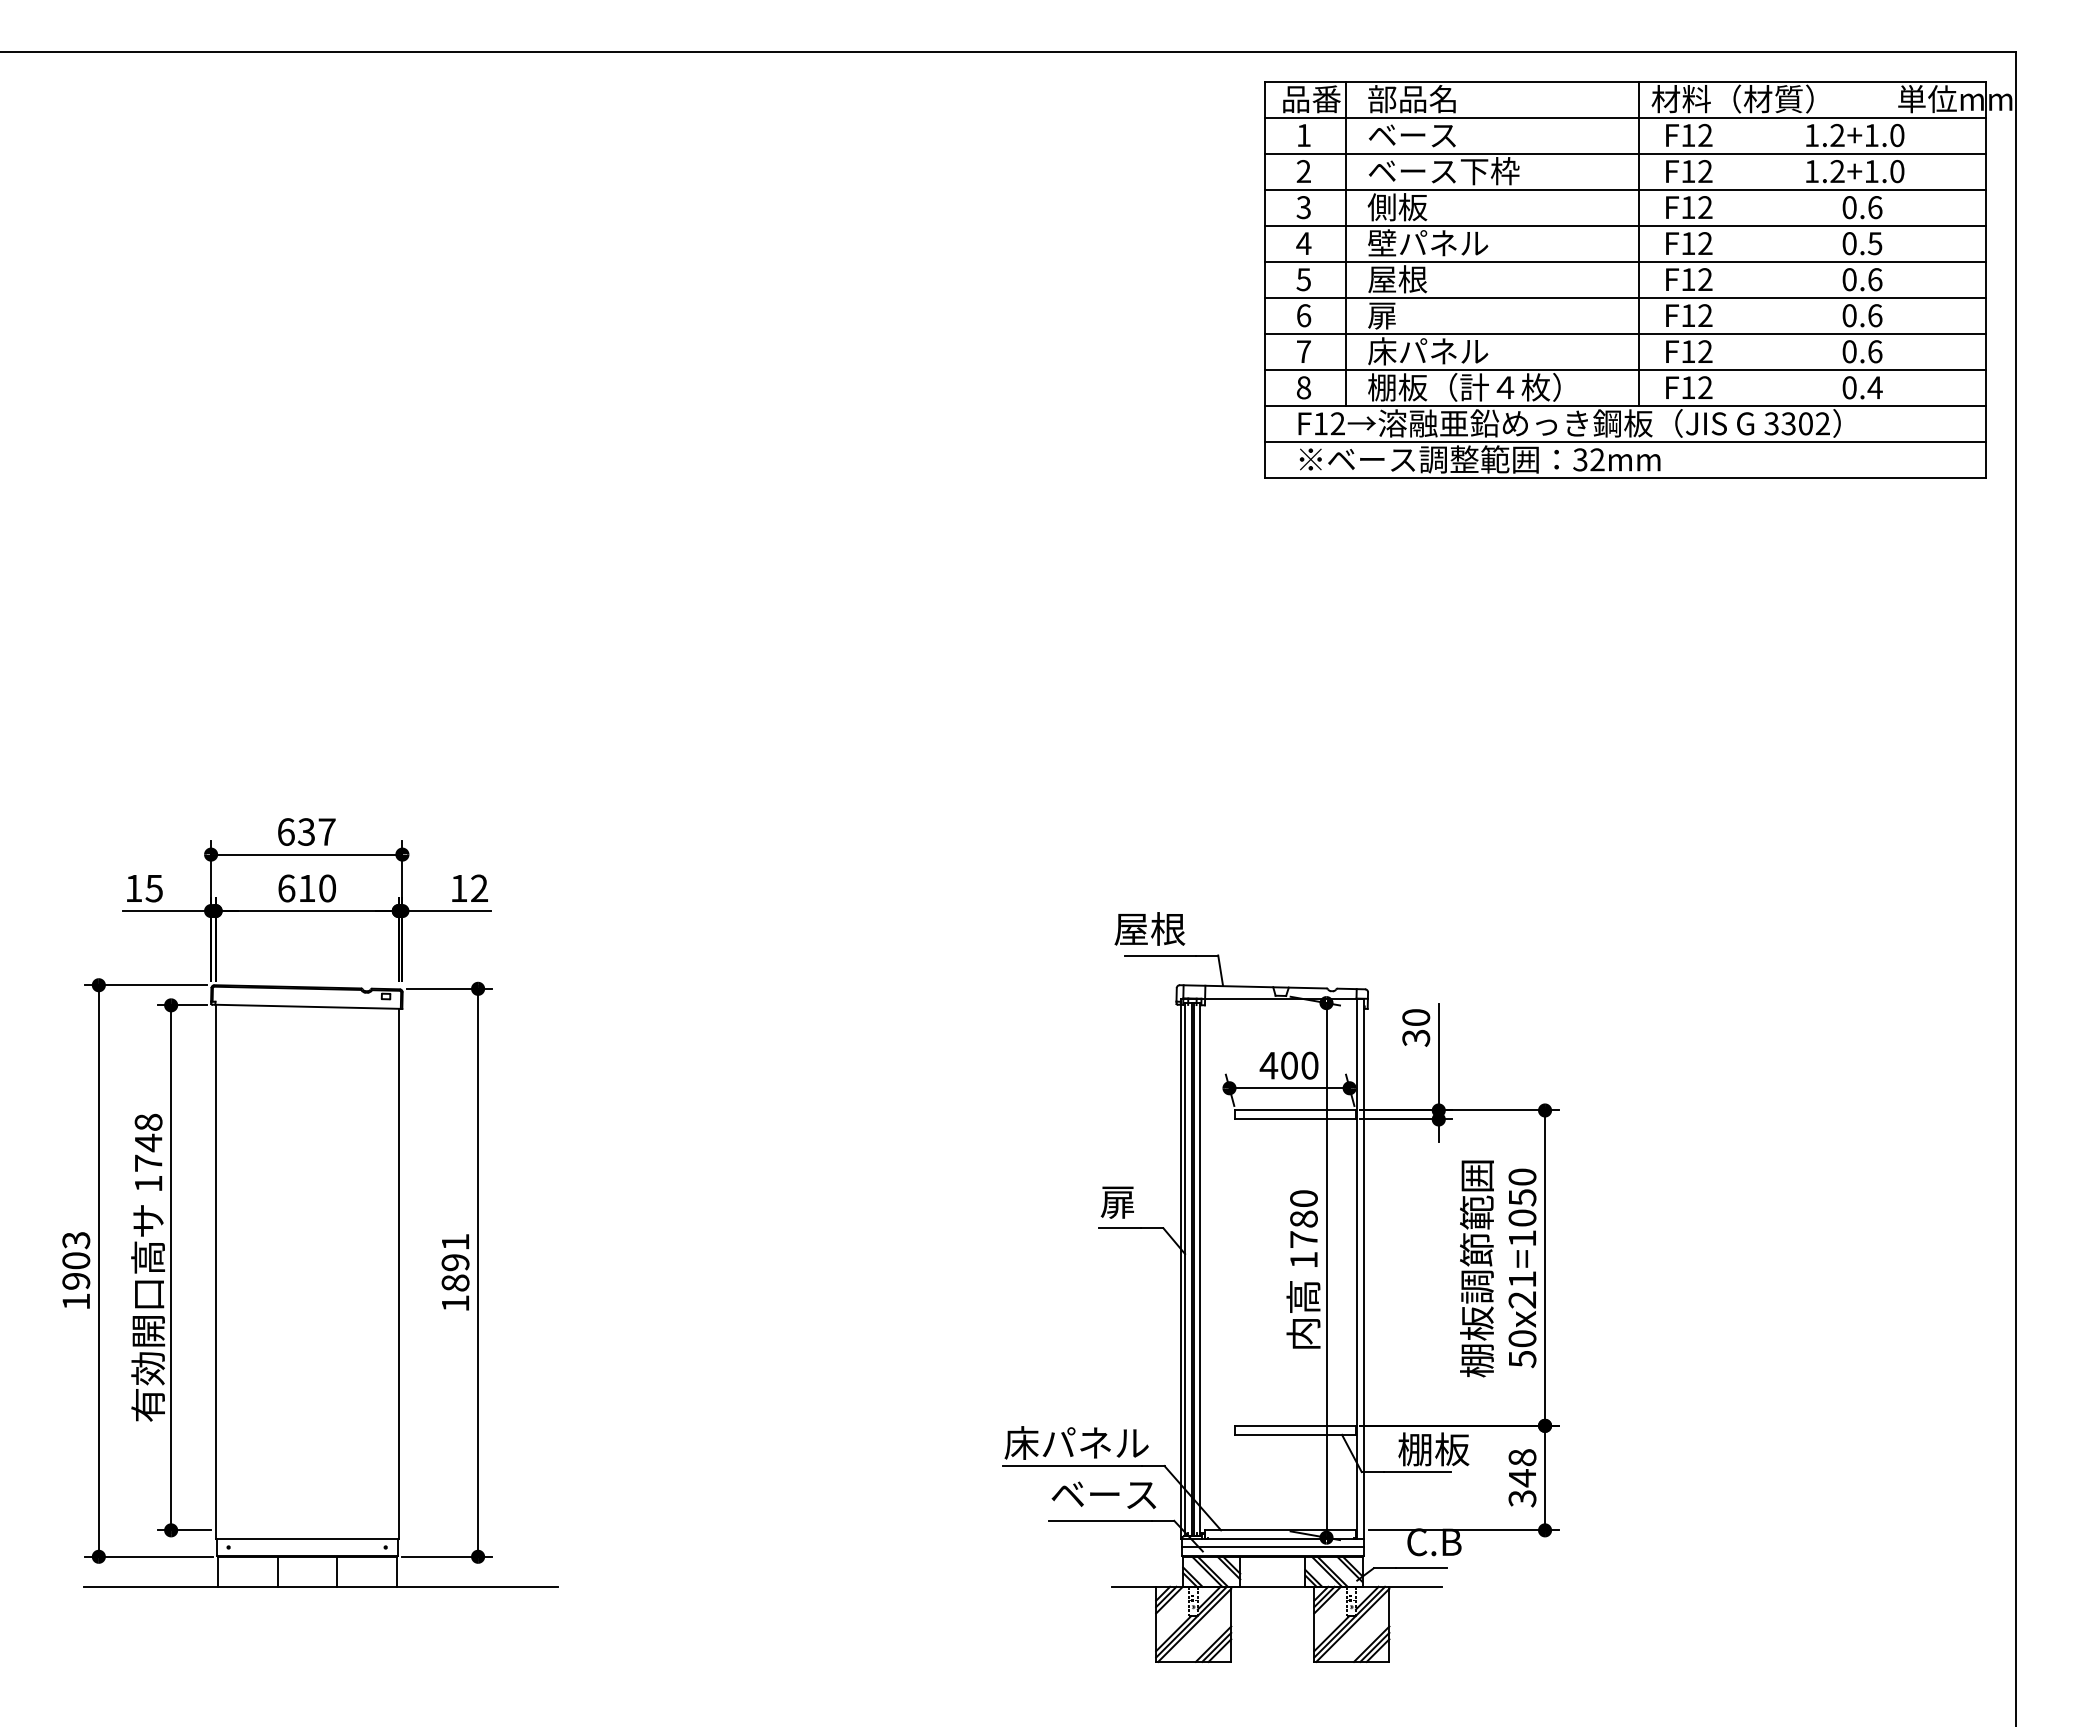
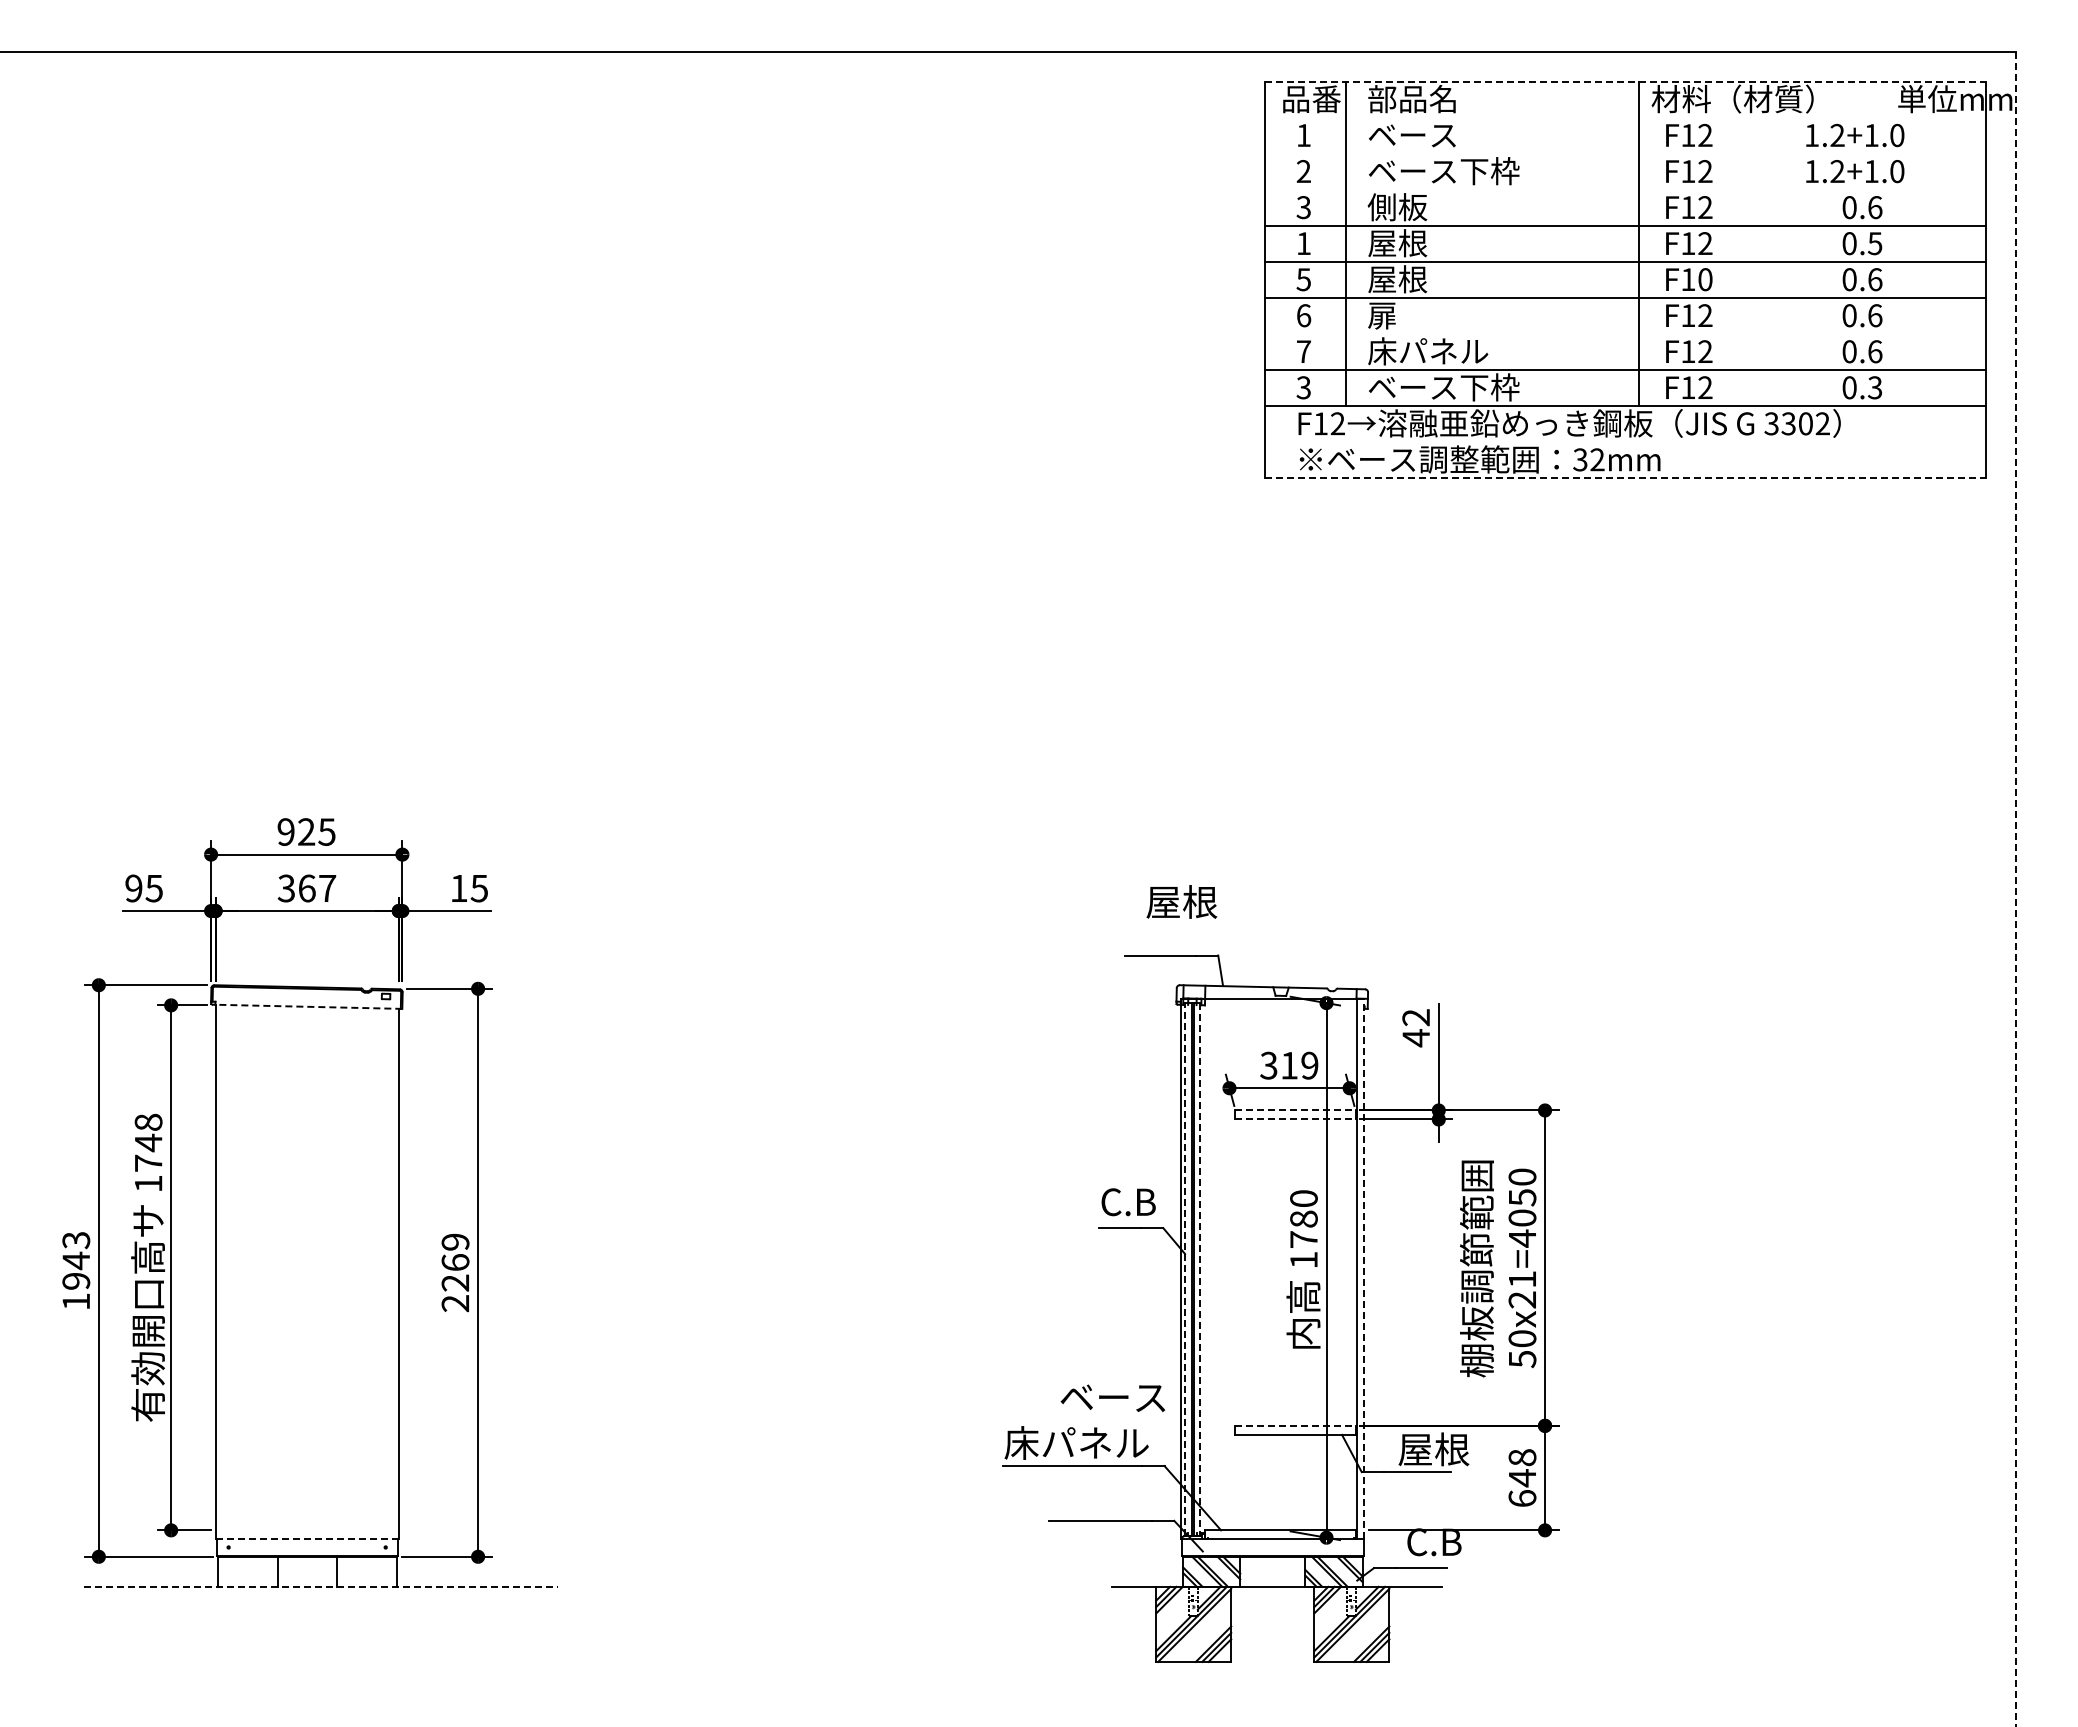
line: solid -> dashed (1625, 81)
line: present -> none (1624, 117)
line: present -> none (1624, 153)
line: present -> none (1624, 189)
text: 4 -> 1 (1303, 243)
text: 壁パネル -> 屋根 (1428, 243)
text: F12 -> F10 (1705, 279)
line: present -> none (1624, 334)
text: 8 -> 3 (1303, 387)
text: 棚板（計４枚） -> ベース下枠 (1464, 387)
text: 0.4 -> 0.3 (1874, 387)
line: present -> none (1624, 442)
line: solid -> dashed (1625, 478)
text: 637 -> 925 (306, 831)
text: 15 -> 95 (133, 888)
text: 610 -> 367 (306, 888)
text: 12 -> 15 (478, 888)
line: solid -> dashed (2015, 889)
text position: (1149, 928) -> (1181, 901) (1181, 901)
line: solid -> dashed (306, 1006)
text: 30 -> 42 (1416, 1028)
text: 400 -> 319 (1288, 1065)
line: solid -> dashed (1296, 1110)
line: solid -> dashed (1296, 1119)
text: 扉 -> C.B (1127, 1202)
text: 50x21=1050 -> 50x21=4050 (1522, 1238)
text: 1903 -> 1943 (76, 1260)
line: solid -> dashed (1185, 1268)
line: solid -> dashed (1364, 1268)
line: solid -> dashed (1200, 1269)
text: 1891 -> 2269 (455, 1272)
line: solid -> dashed (1296, 1425)
text: 棚板 -> 屋根 (1433, 1449)
text position: (1103, 1494) -> (1112, 1397) (1112, 1397)
text: 348 -> 648 (1522, 1498)
line: solid -> dashed (307, 1539)
line: present -> none (1272, 1546)
line: solid -> dashed (321, 1586)
